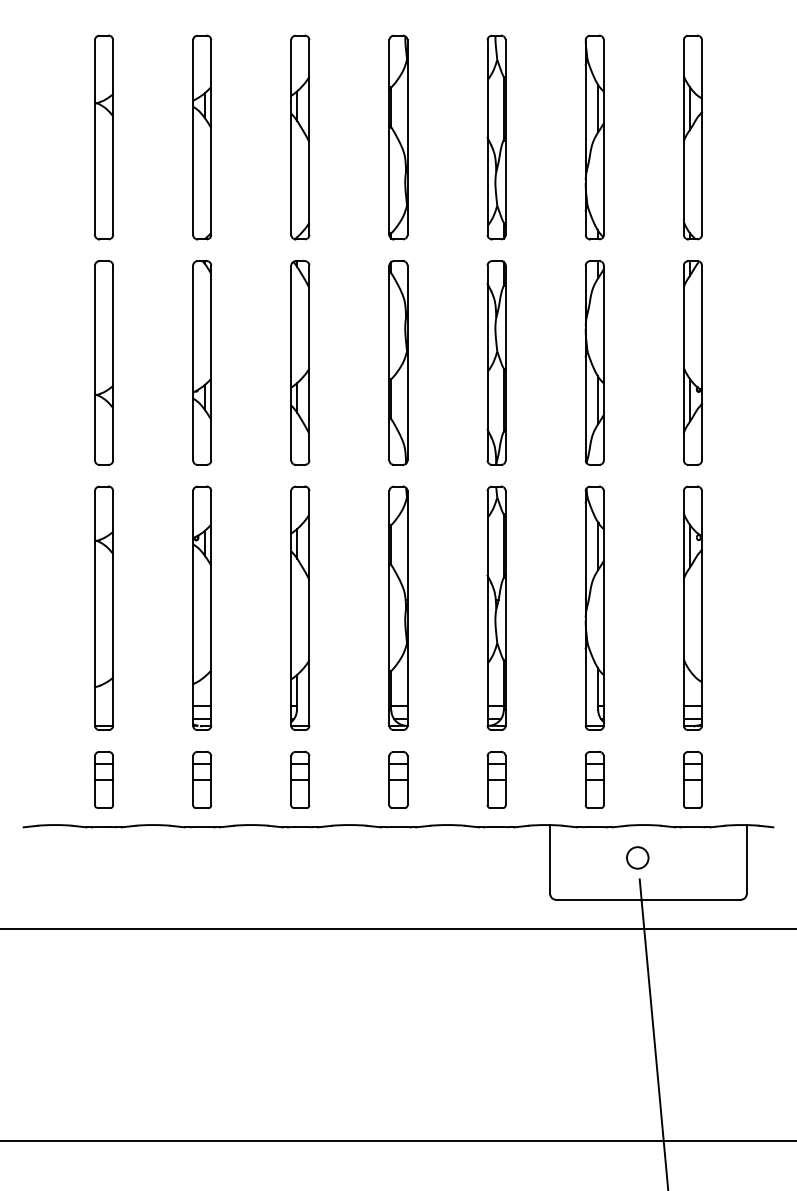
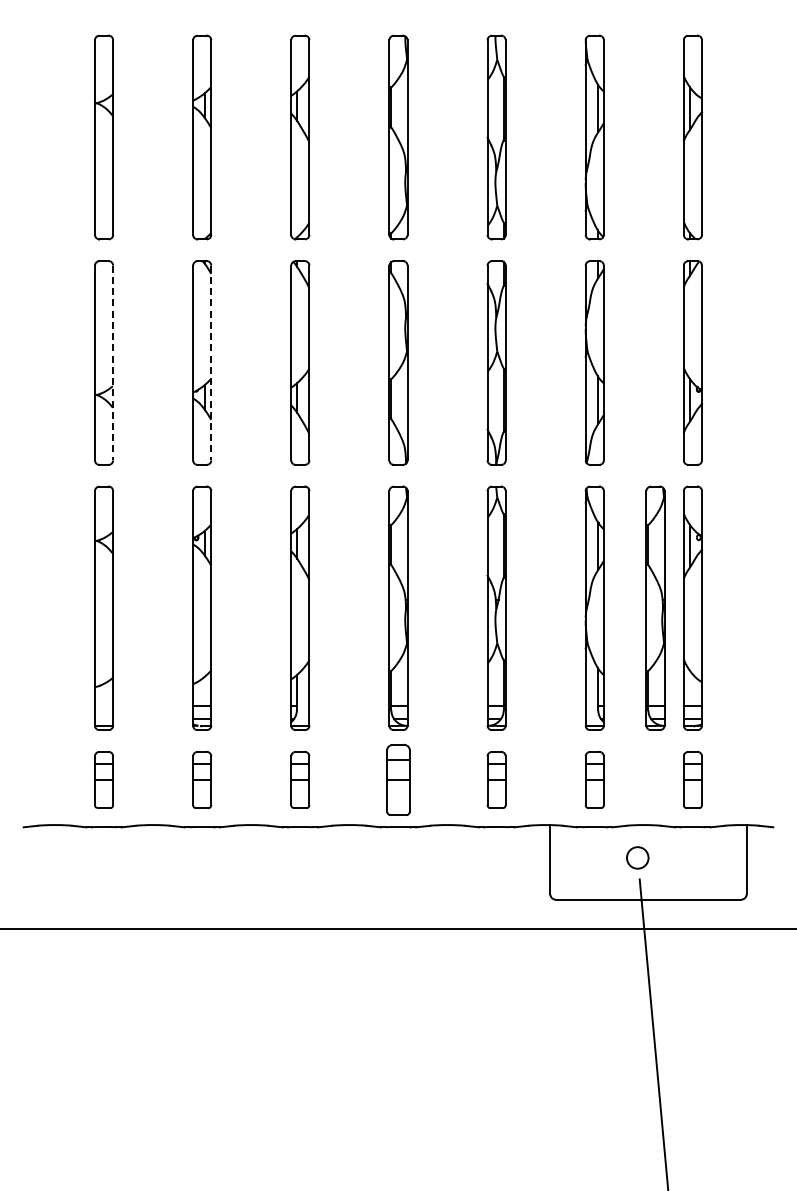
line: solid -> dashed (113, 363)
line: solid -> dashed (211, 363)
part: none -> present (655, 607)
part size: 21x58 px -> 25x73 px (398, 779)
line: present -> none (397, 1140)
